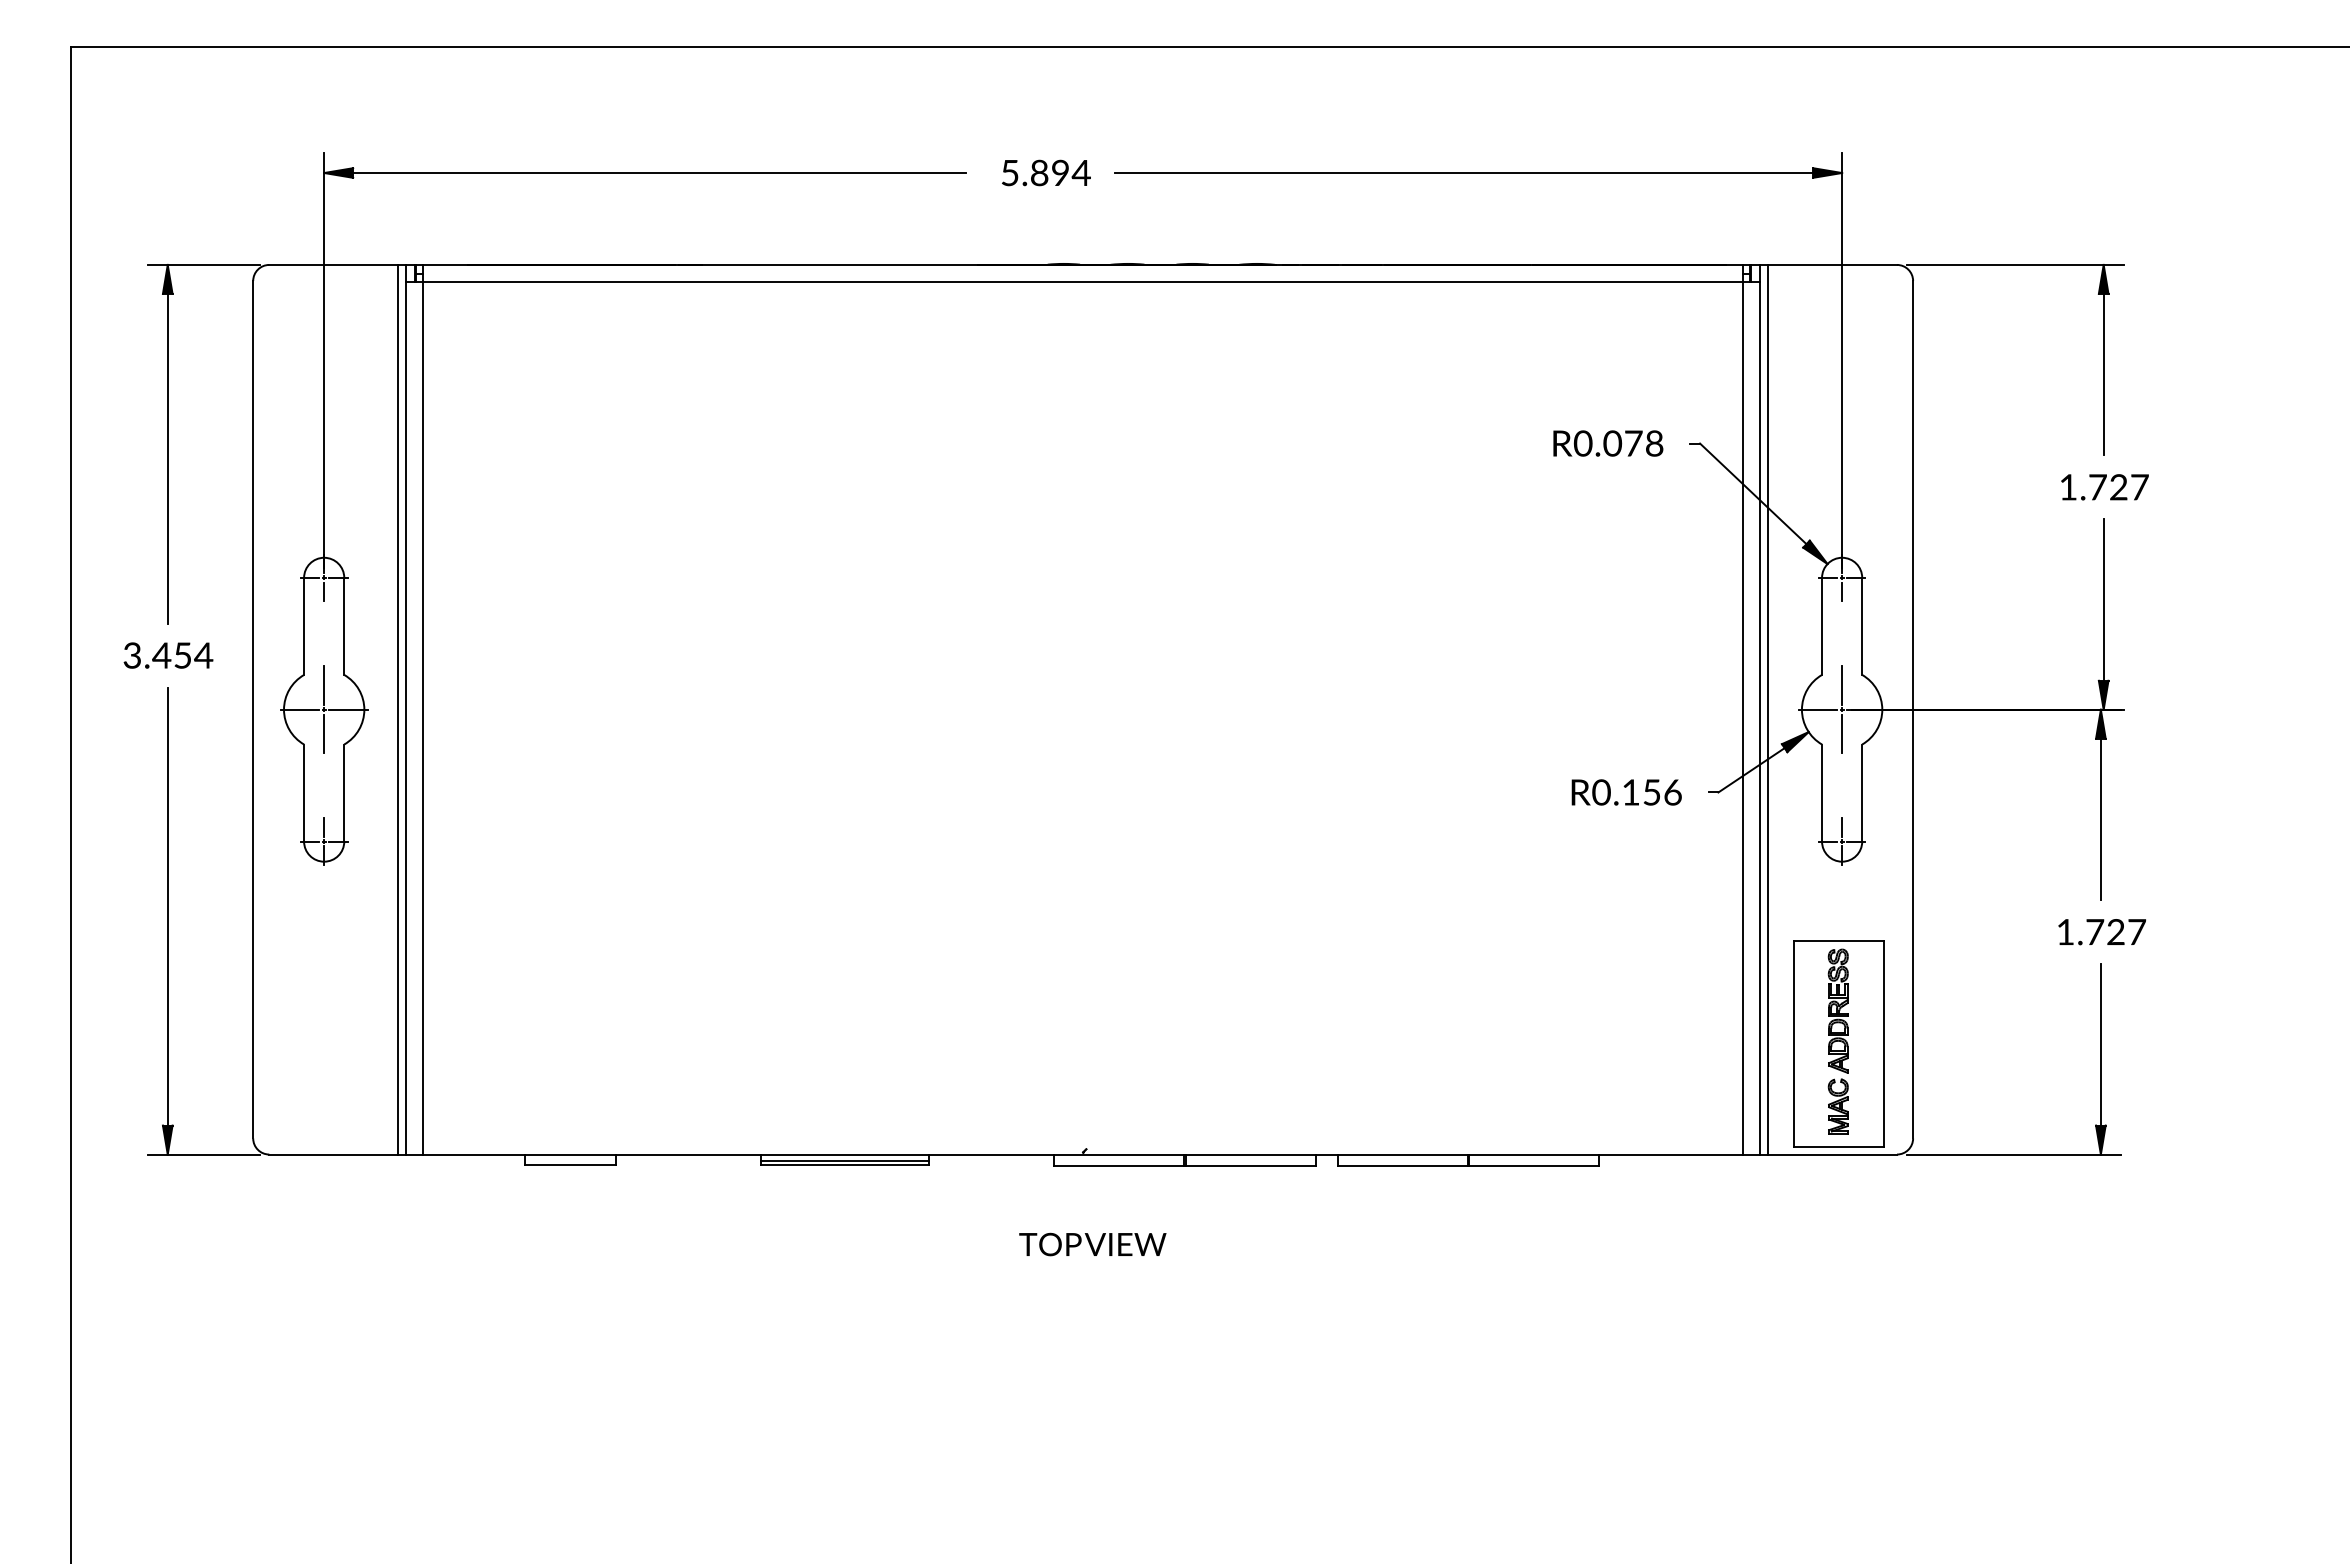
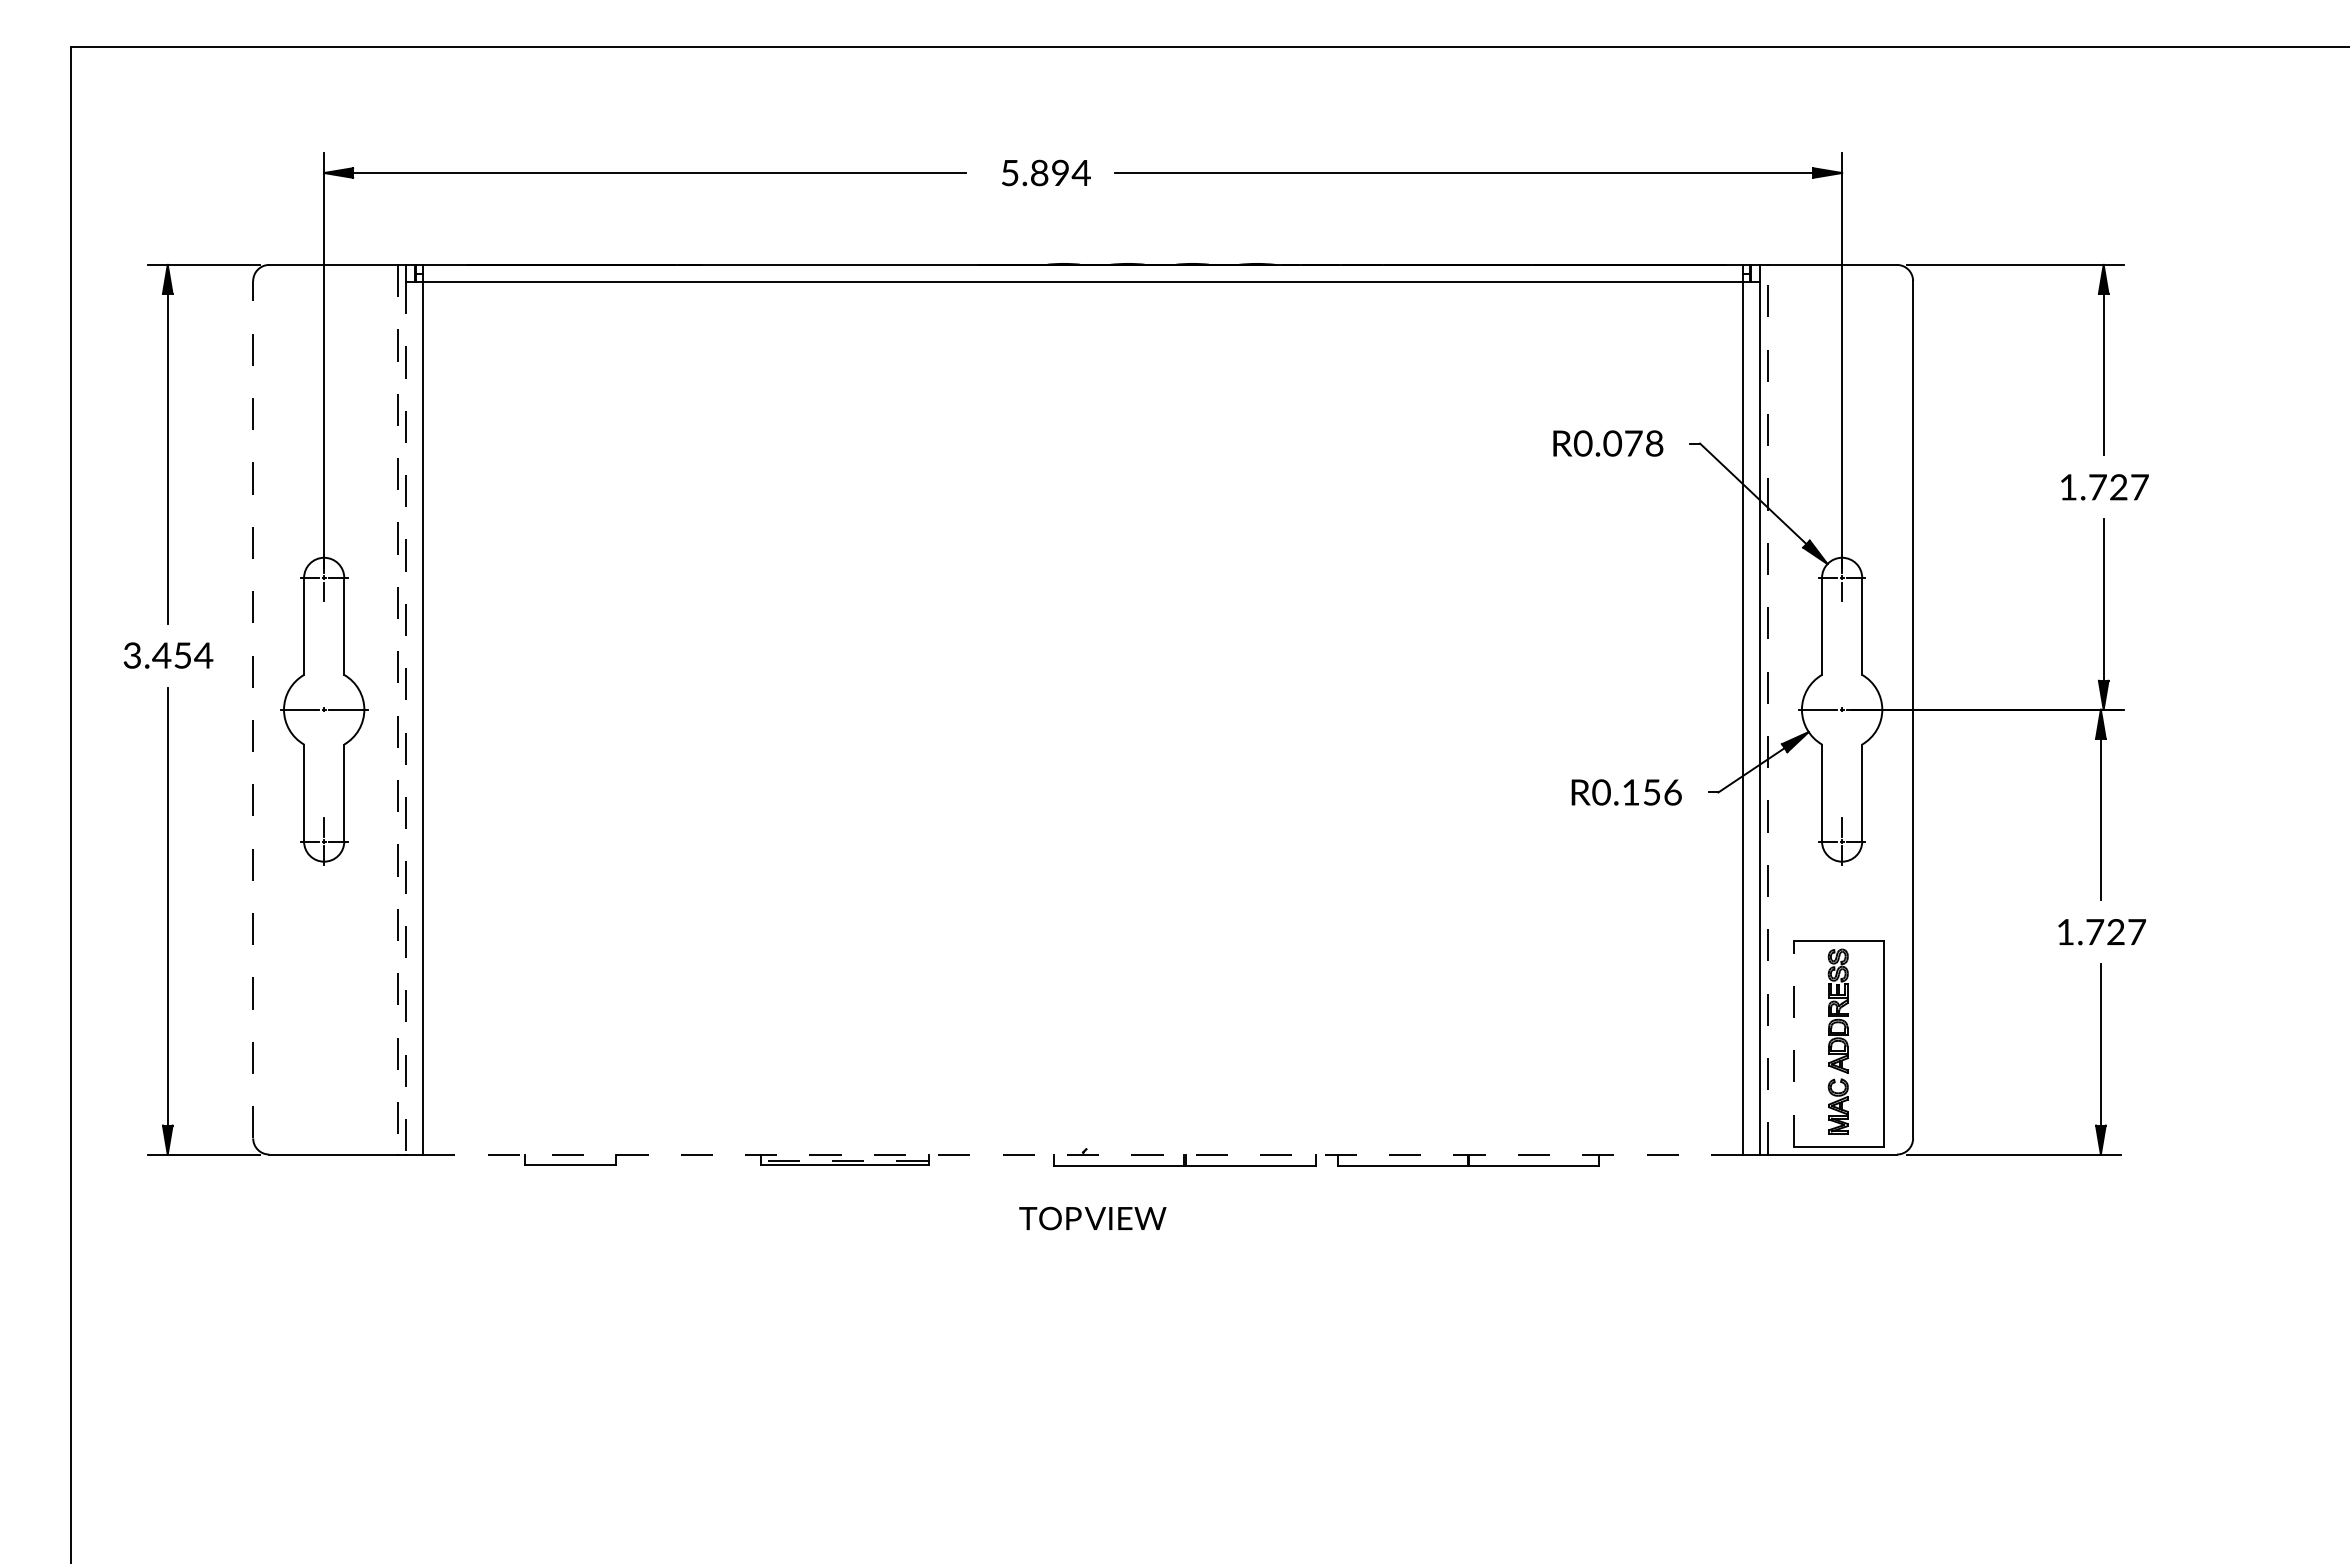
line: present -> none (324, 685)
line: present -> none (1842, 685)
line: solid -> dashed (253, 709)
line: solid -> dashed (398, 709)
line: solid -> dashed (1767, 709)
line: solid -> dashed (406, 718)
line: present -> none (324, 733)
line: present -> none (1842, 733)
line: solid -> dashed (1793, 1043)
line: solid -> dashed (1083, 1154)
line: solid -> dashed (844, 1160)
text position: (1092, 1244) -> (1092, 1218) (1092, 1218)
